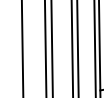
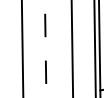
line: present -> none (51, 48)
line: present -> none (77, 48)
line: solid -> dashed (45, 49)
